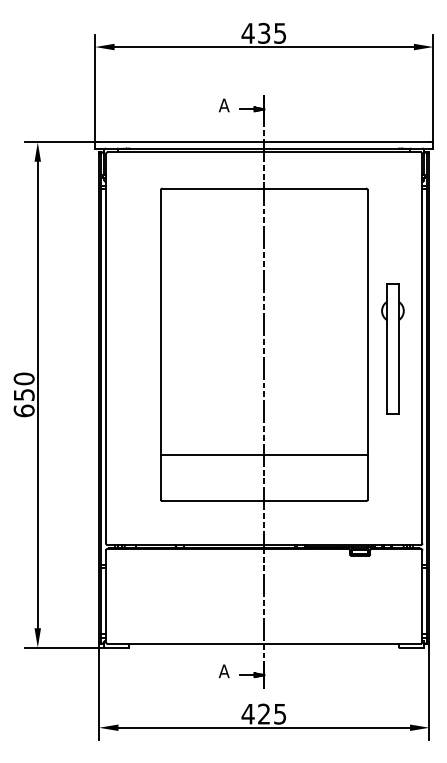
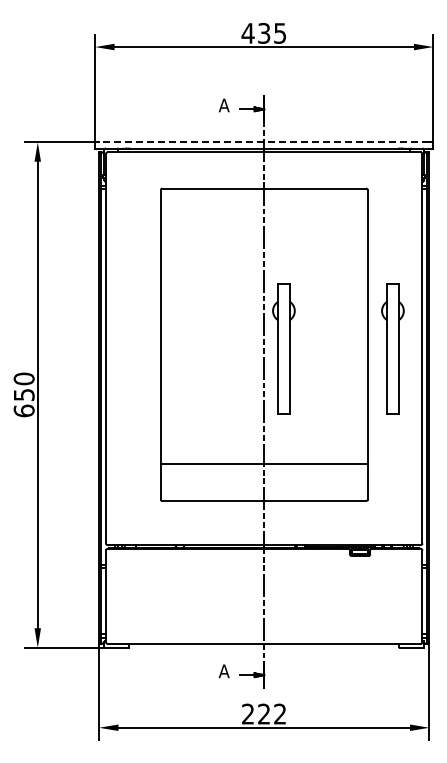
line: solid -> dashed (263, 142)
part: none -> present (283, 348)
line position: (263, 454) -> (263, 463) (263, 463)
text: 425 -> 222 (263, 713)
